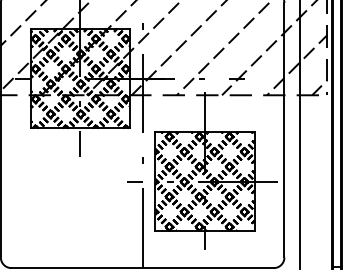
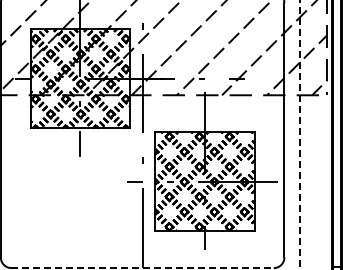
line: solid -> dashed (300, 135)
line: solid -> dashed (143, 268)
